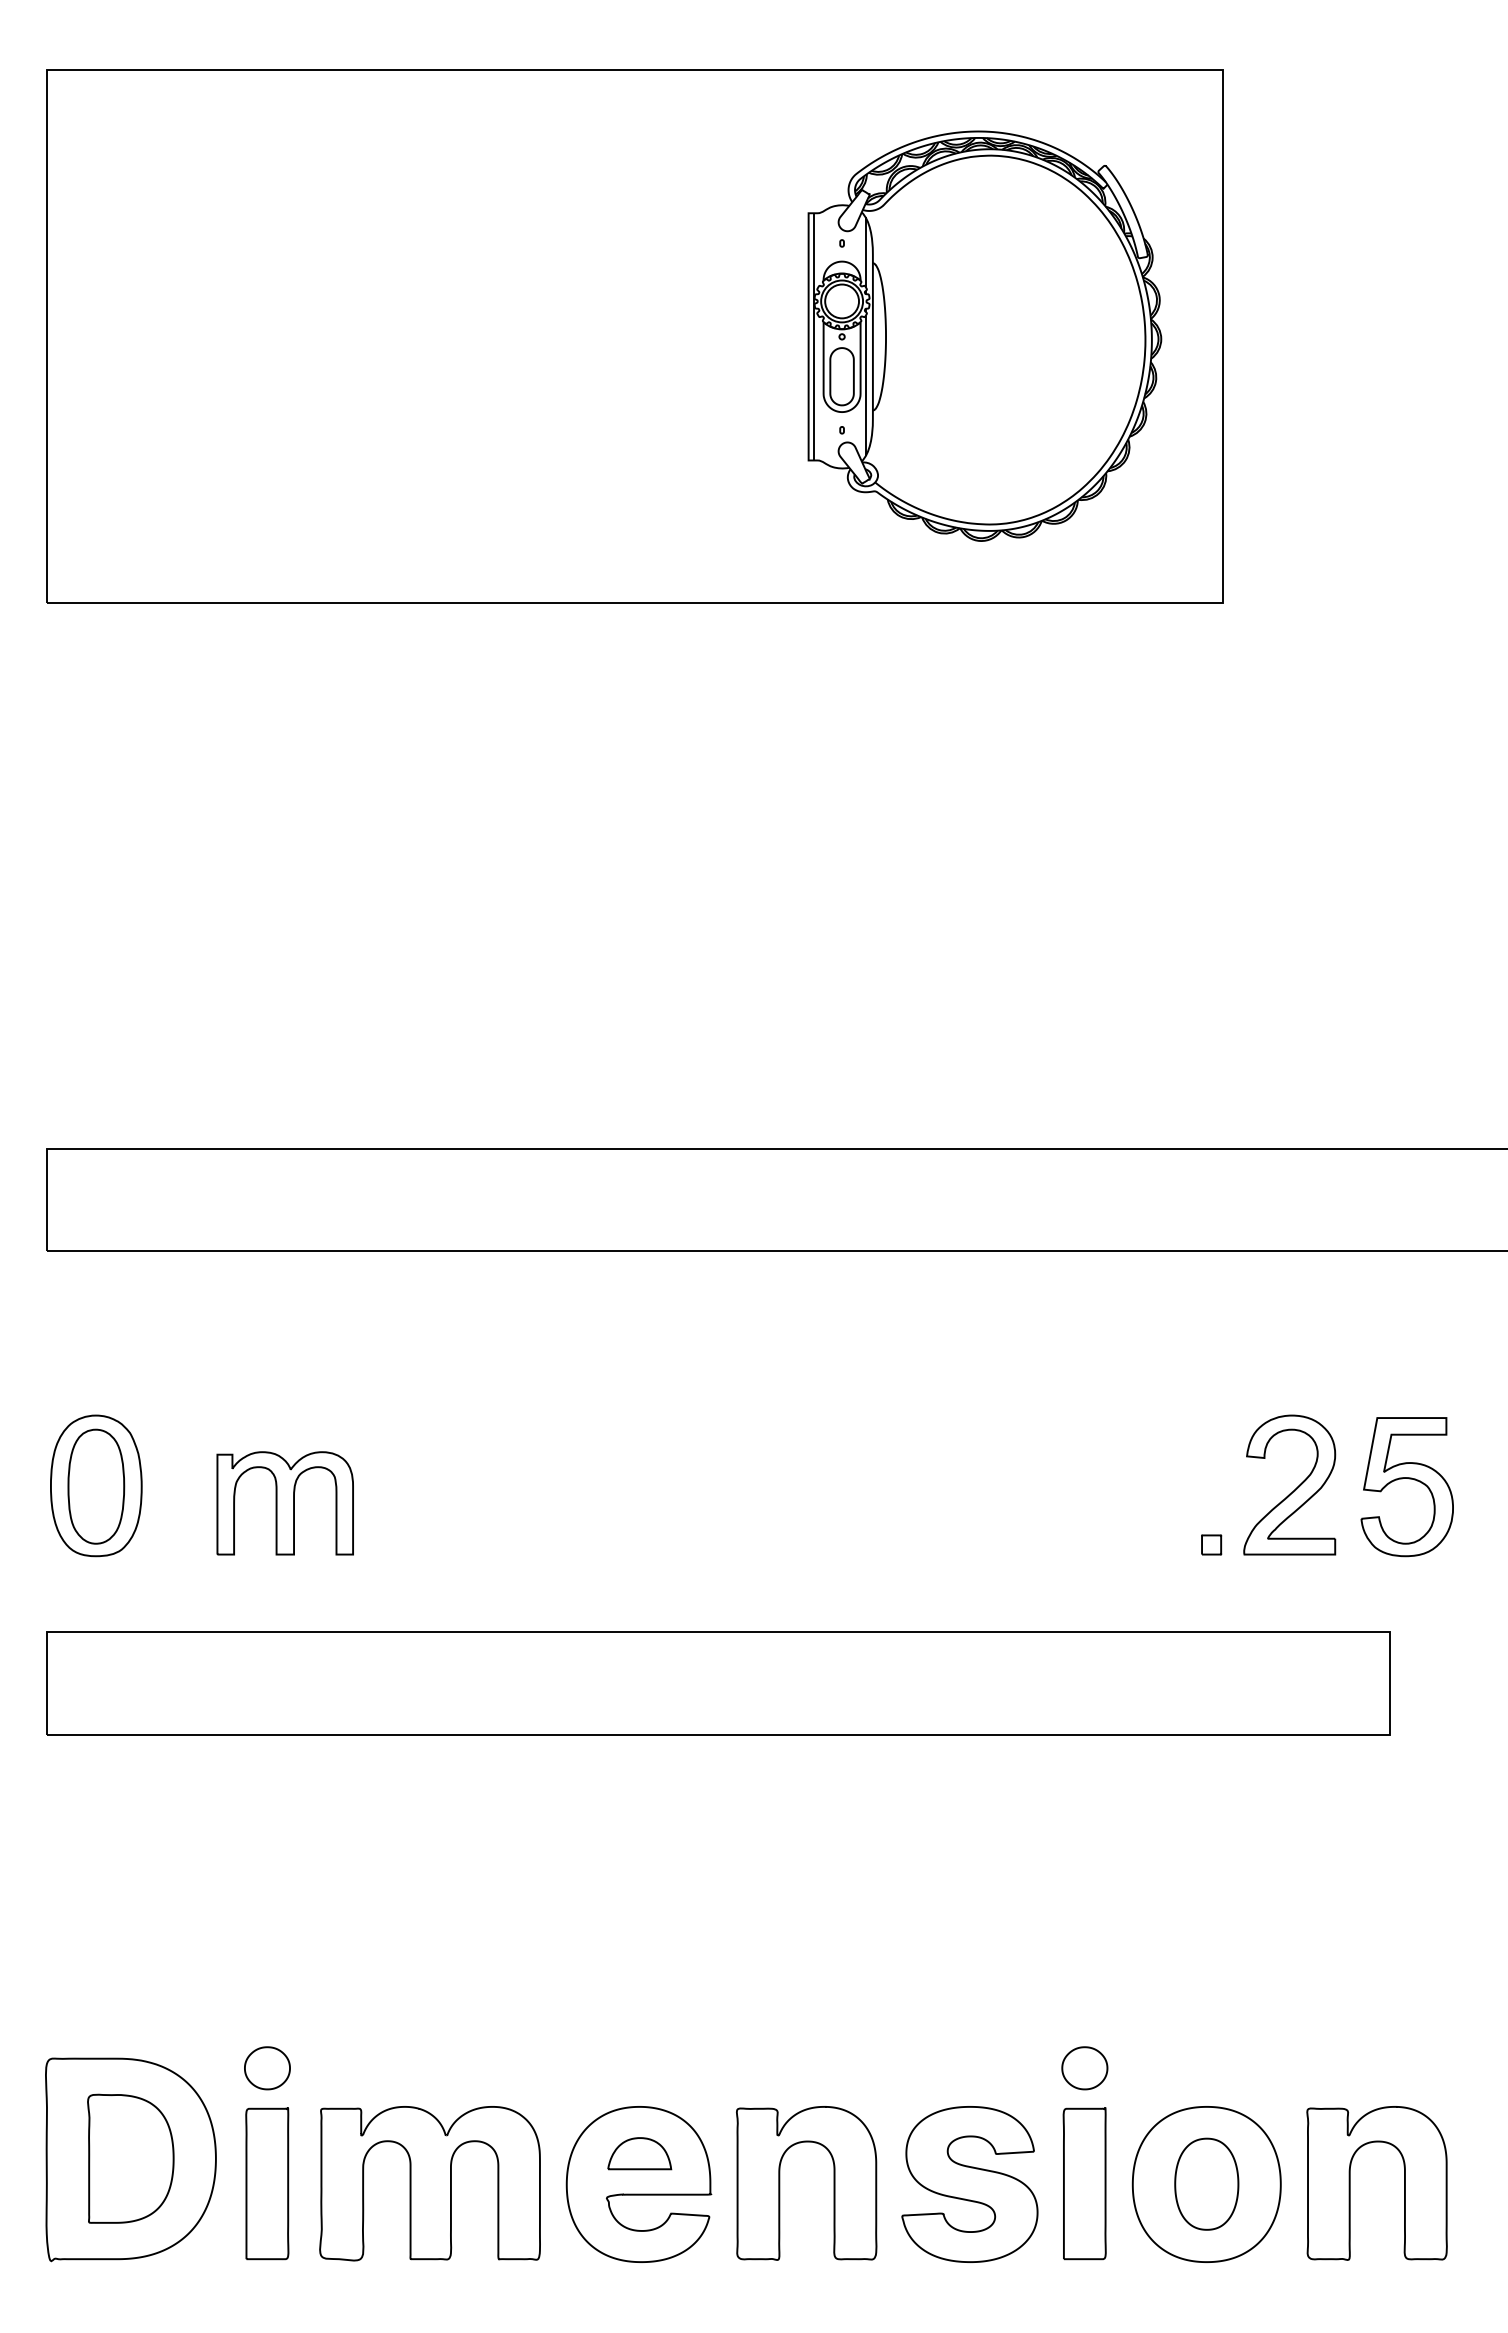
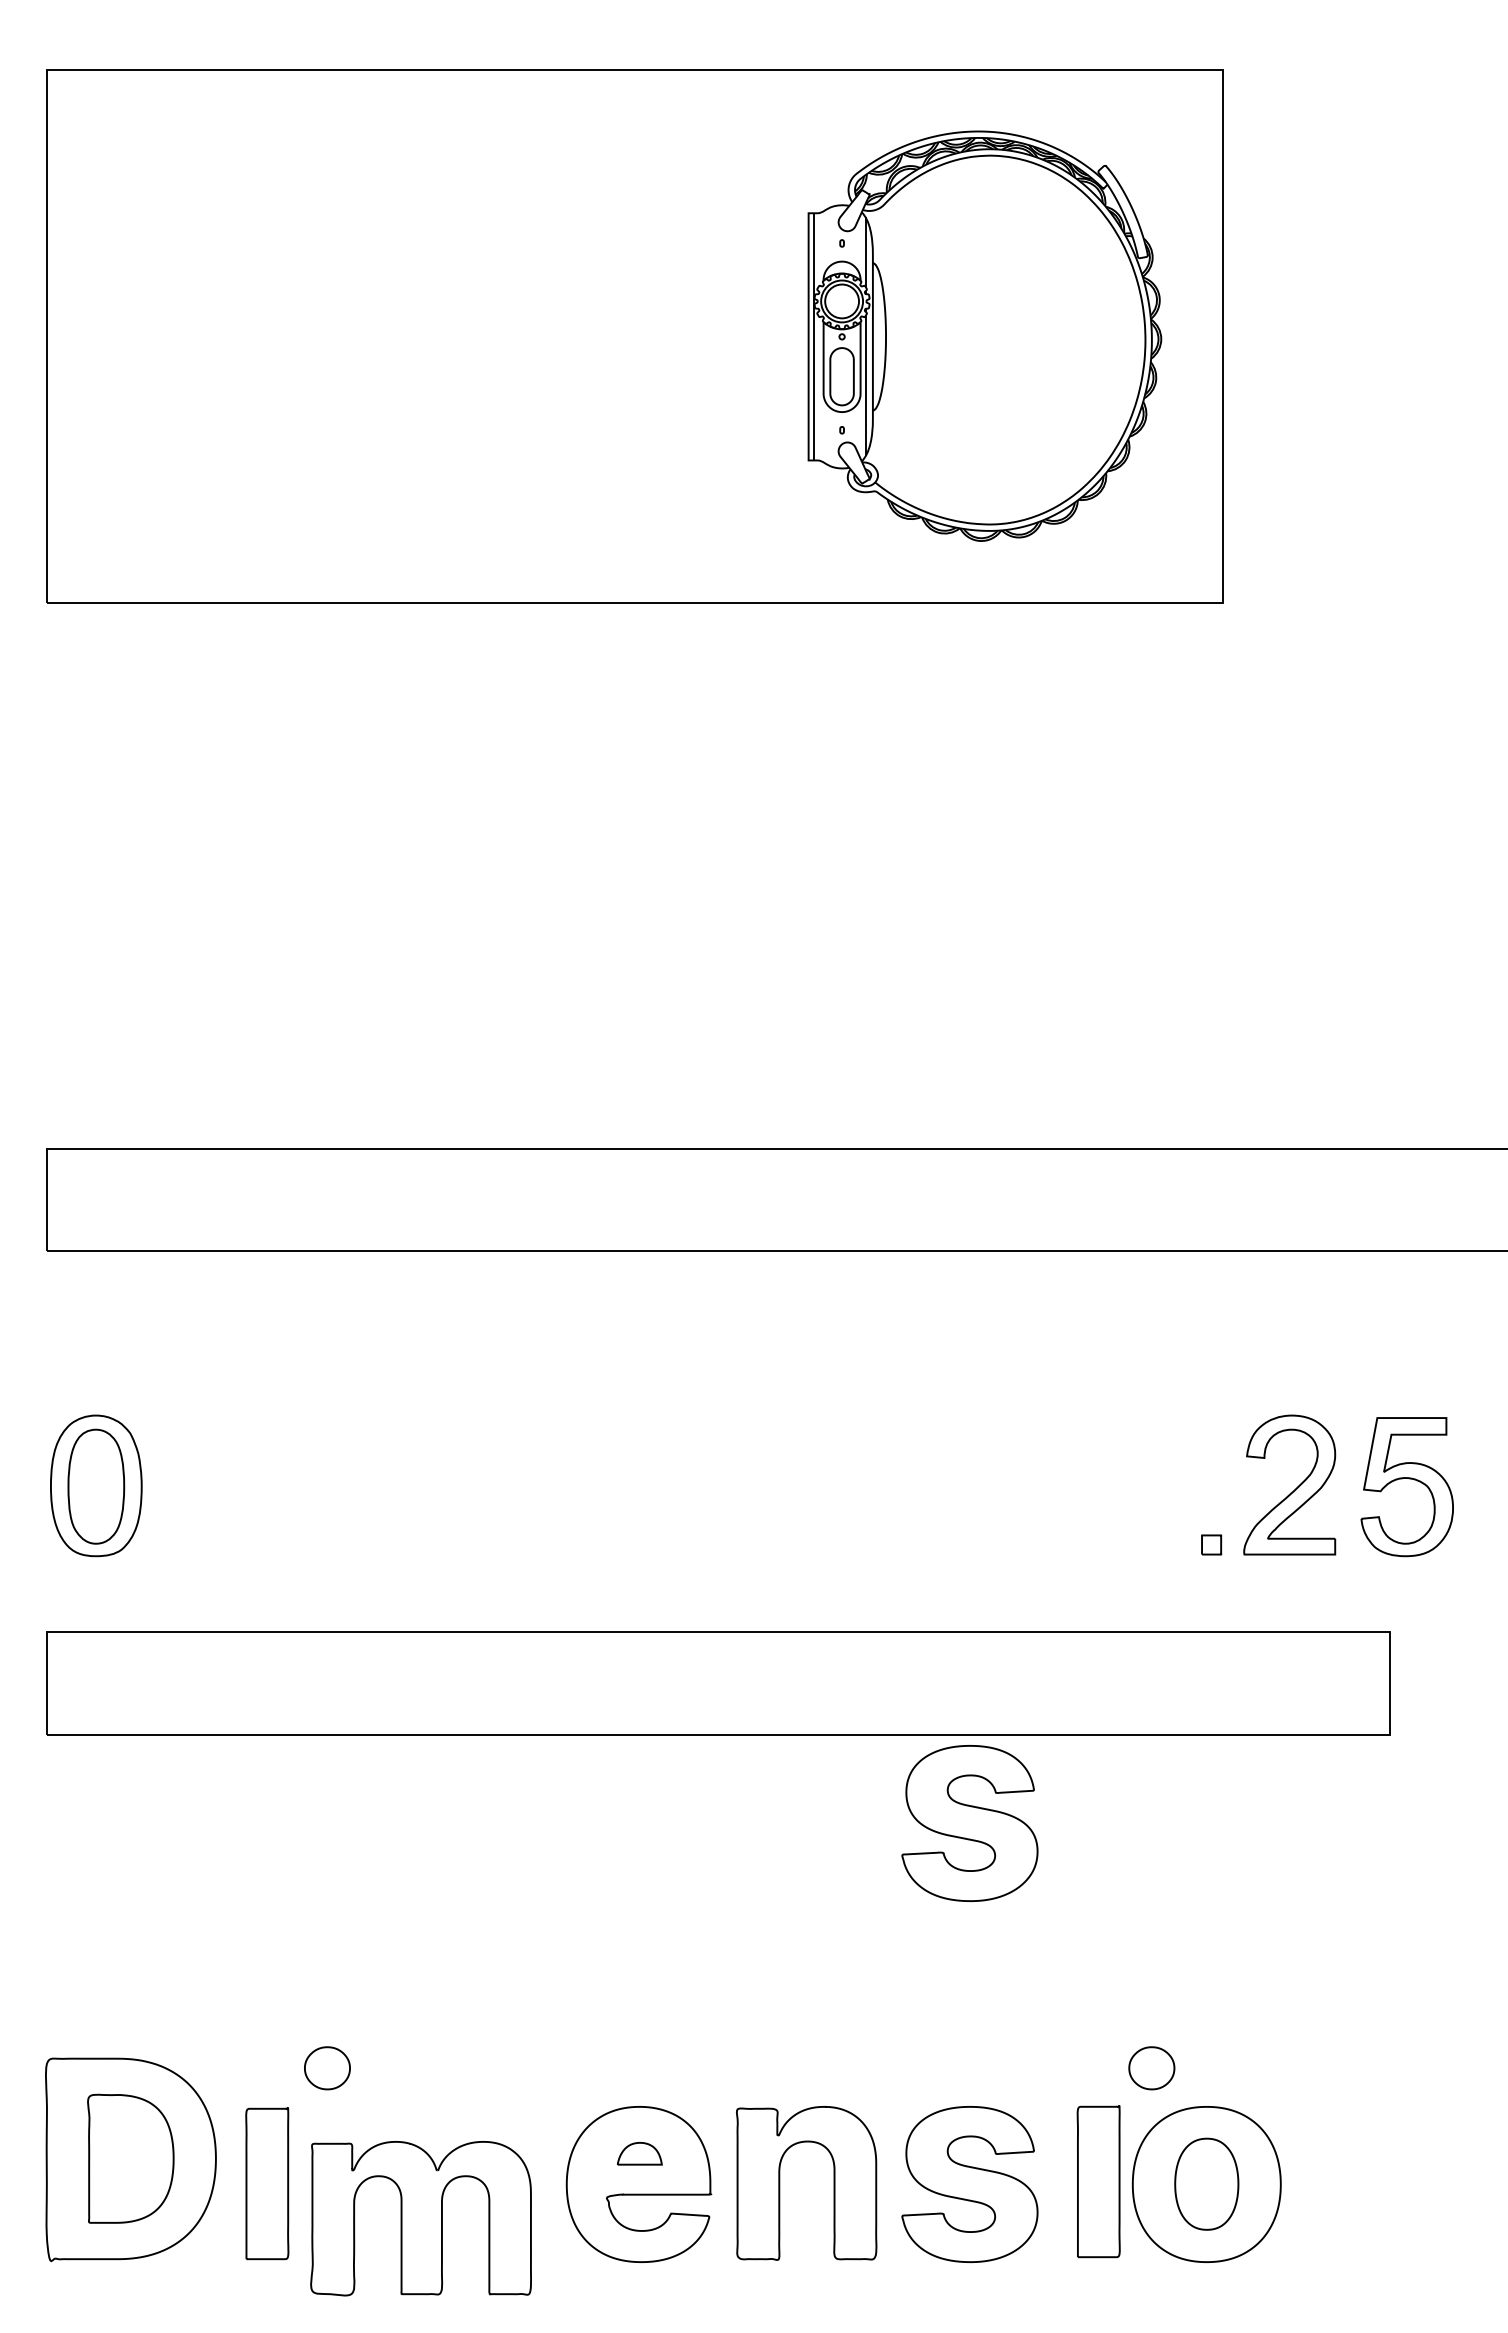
part: present -> none (284, 1503)
part: none -> present (969, 1823)
part position: (267, 2068) -> (327, 2068) (327, 2068)
part position: (1084, 2068) -> (1151, 2068) (1151, 2068)
part size: 66x34 px -> 46x24 px (639, 2153)
part position: (429, 2183) -> (420, 2218) (420, 2218)
part position: (1084, 2183) -> (1098, 2181) (1098, 2181)
part: present -> none (1350, 2183)
